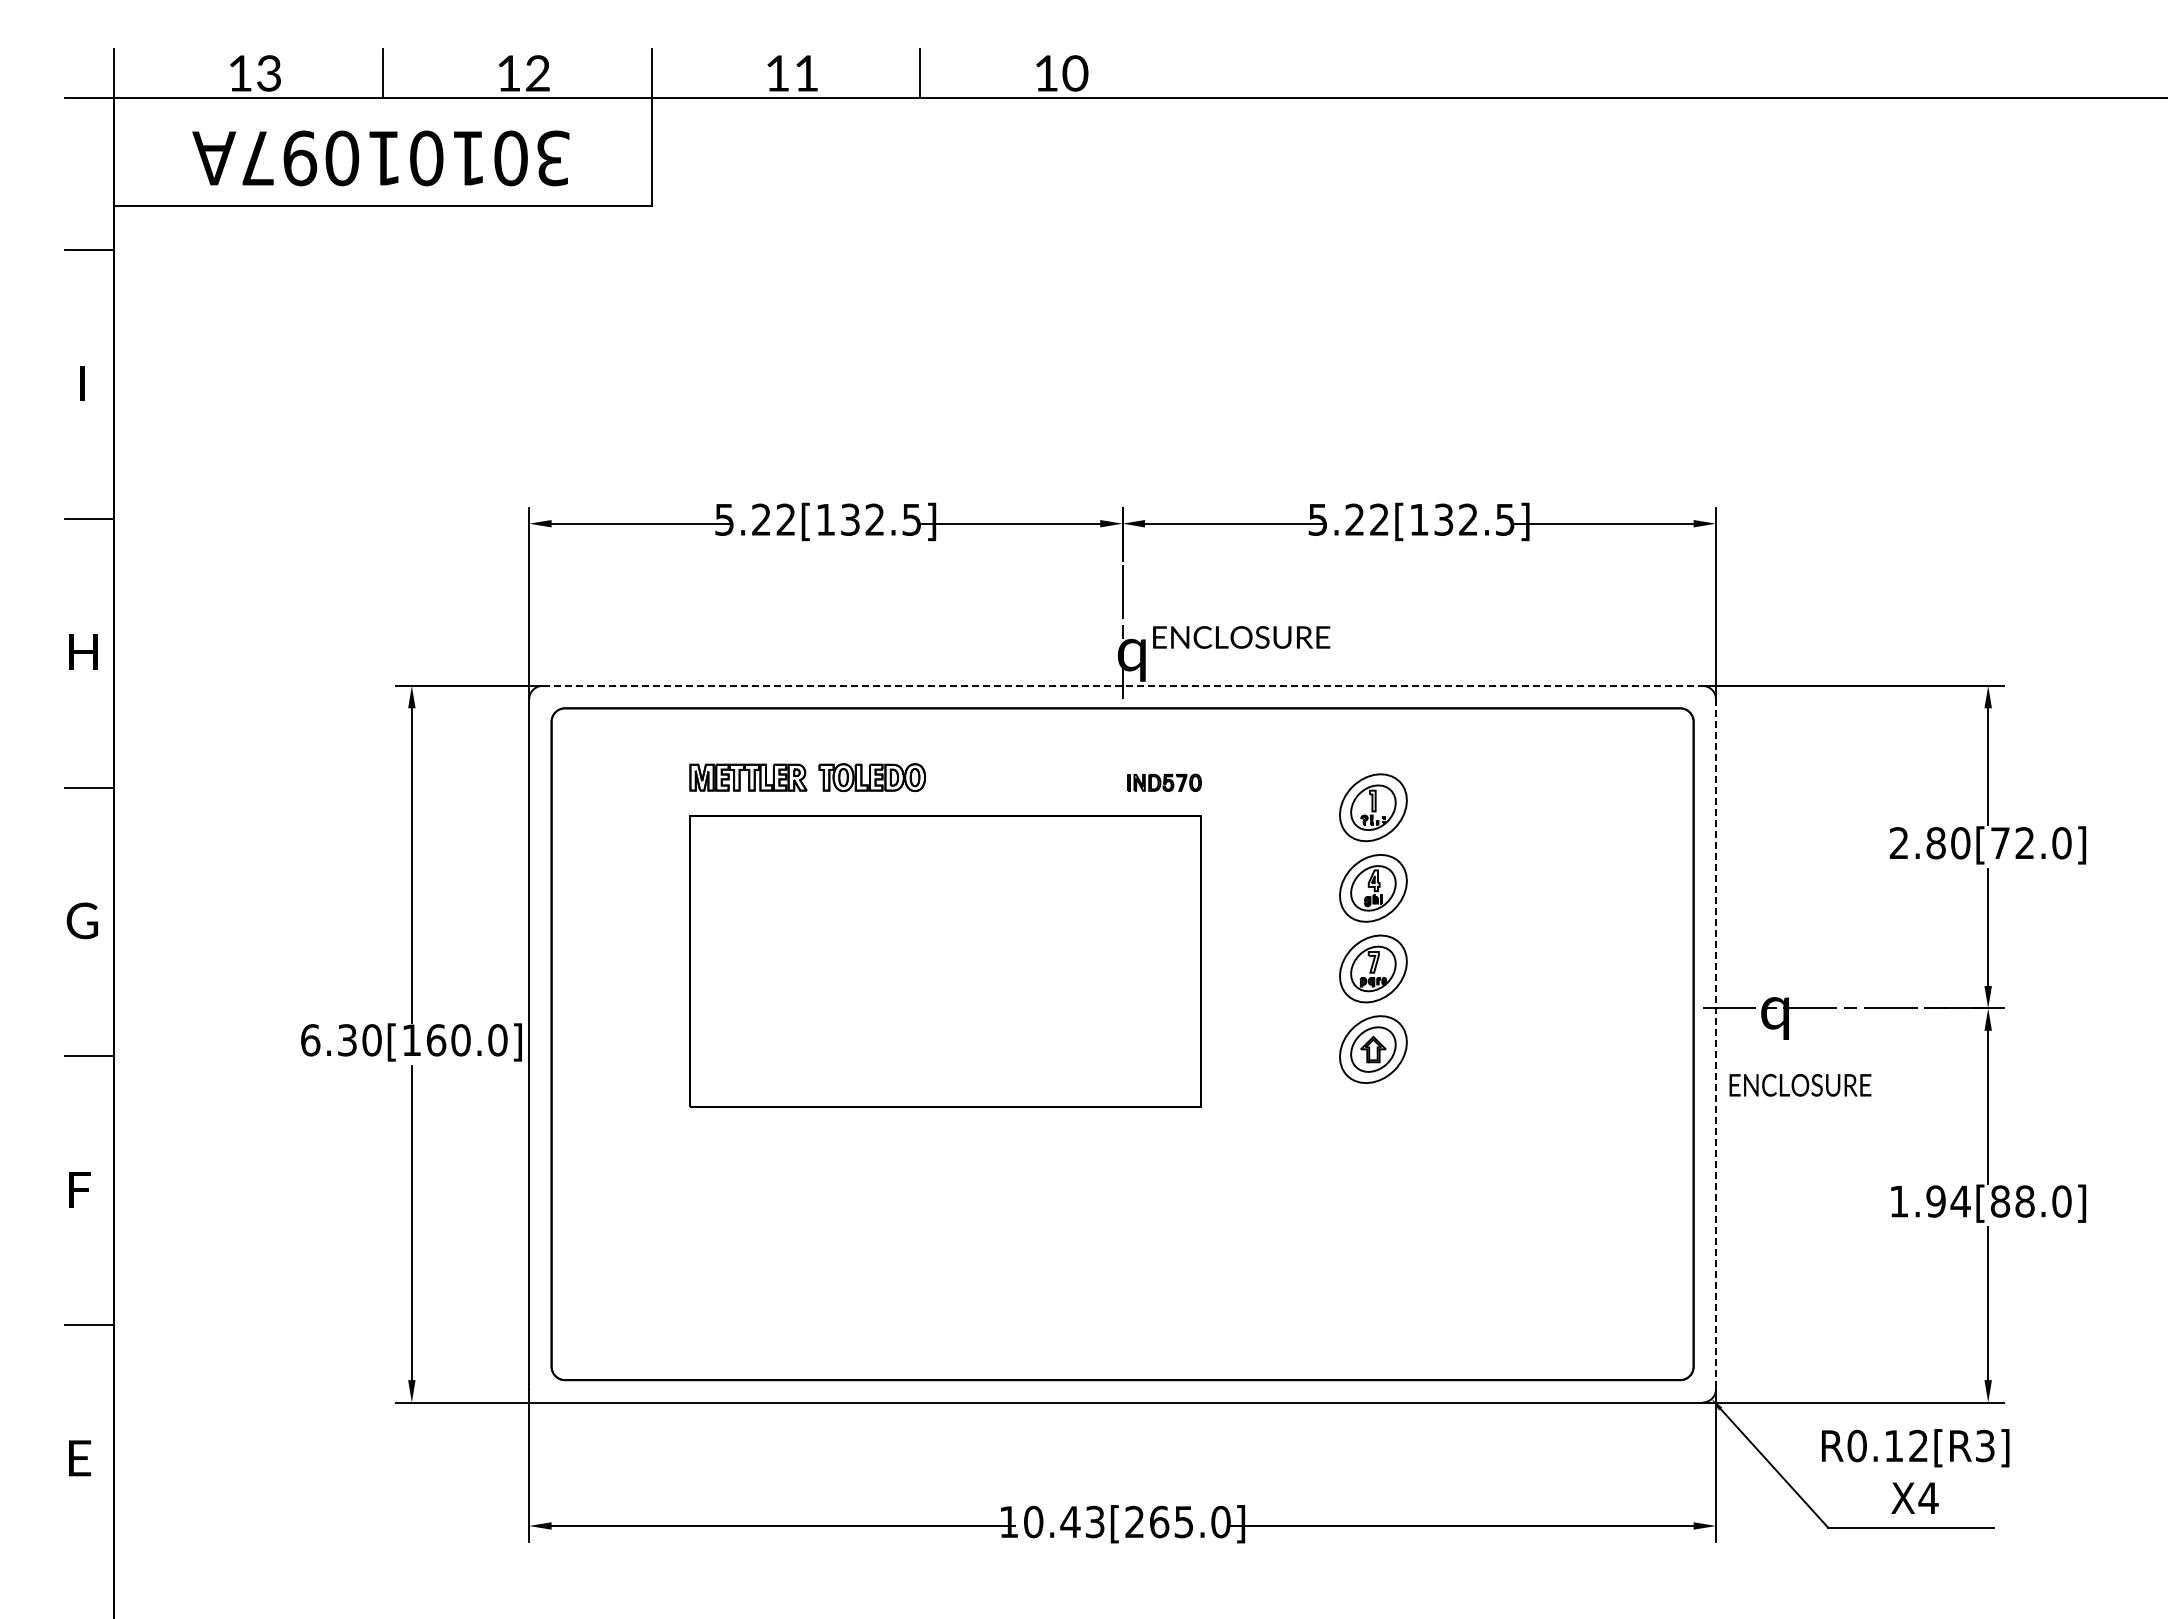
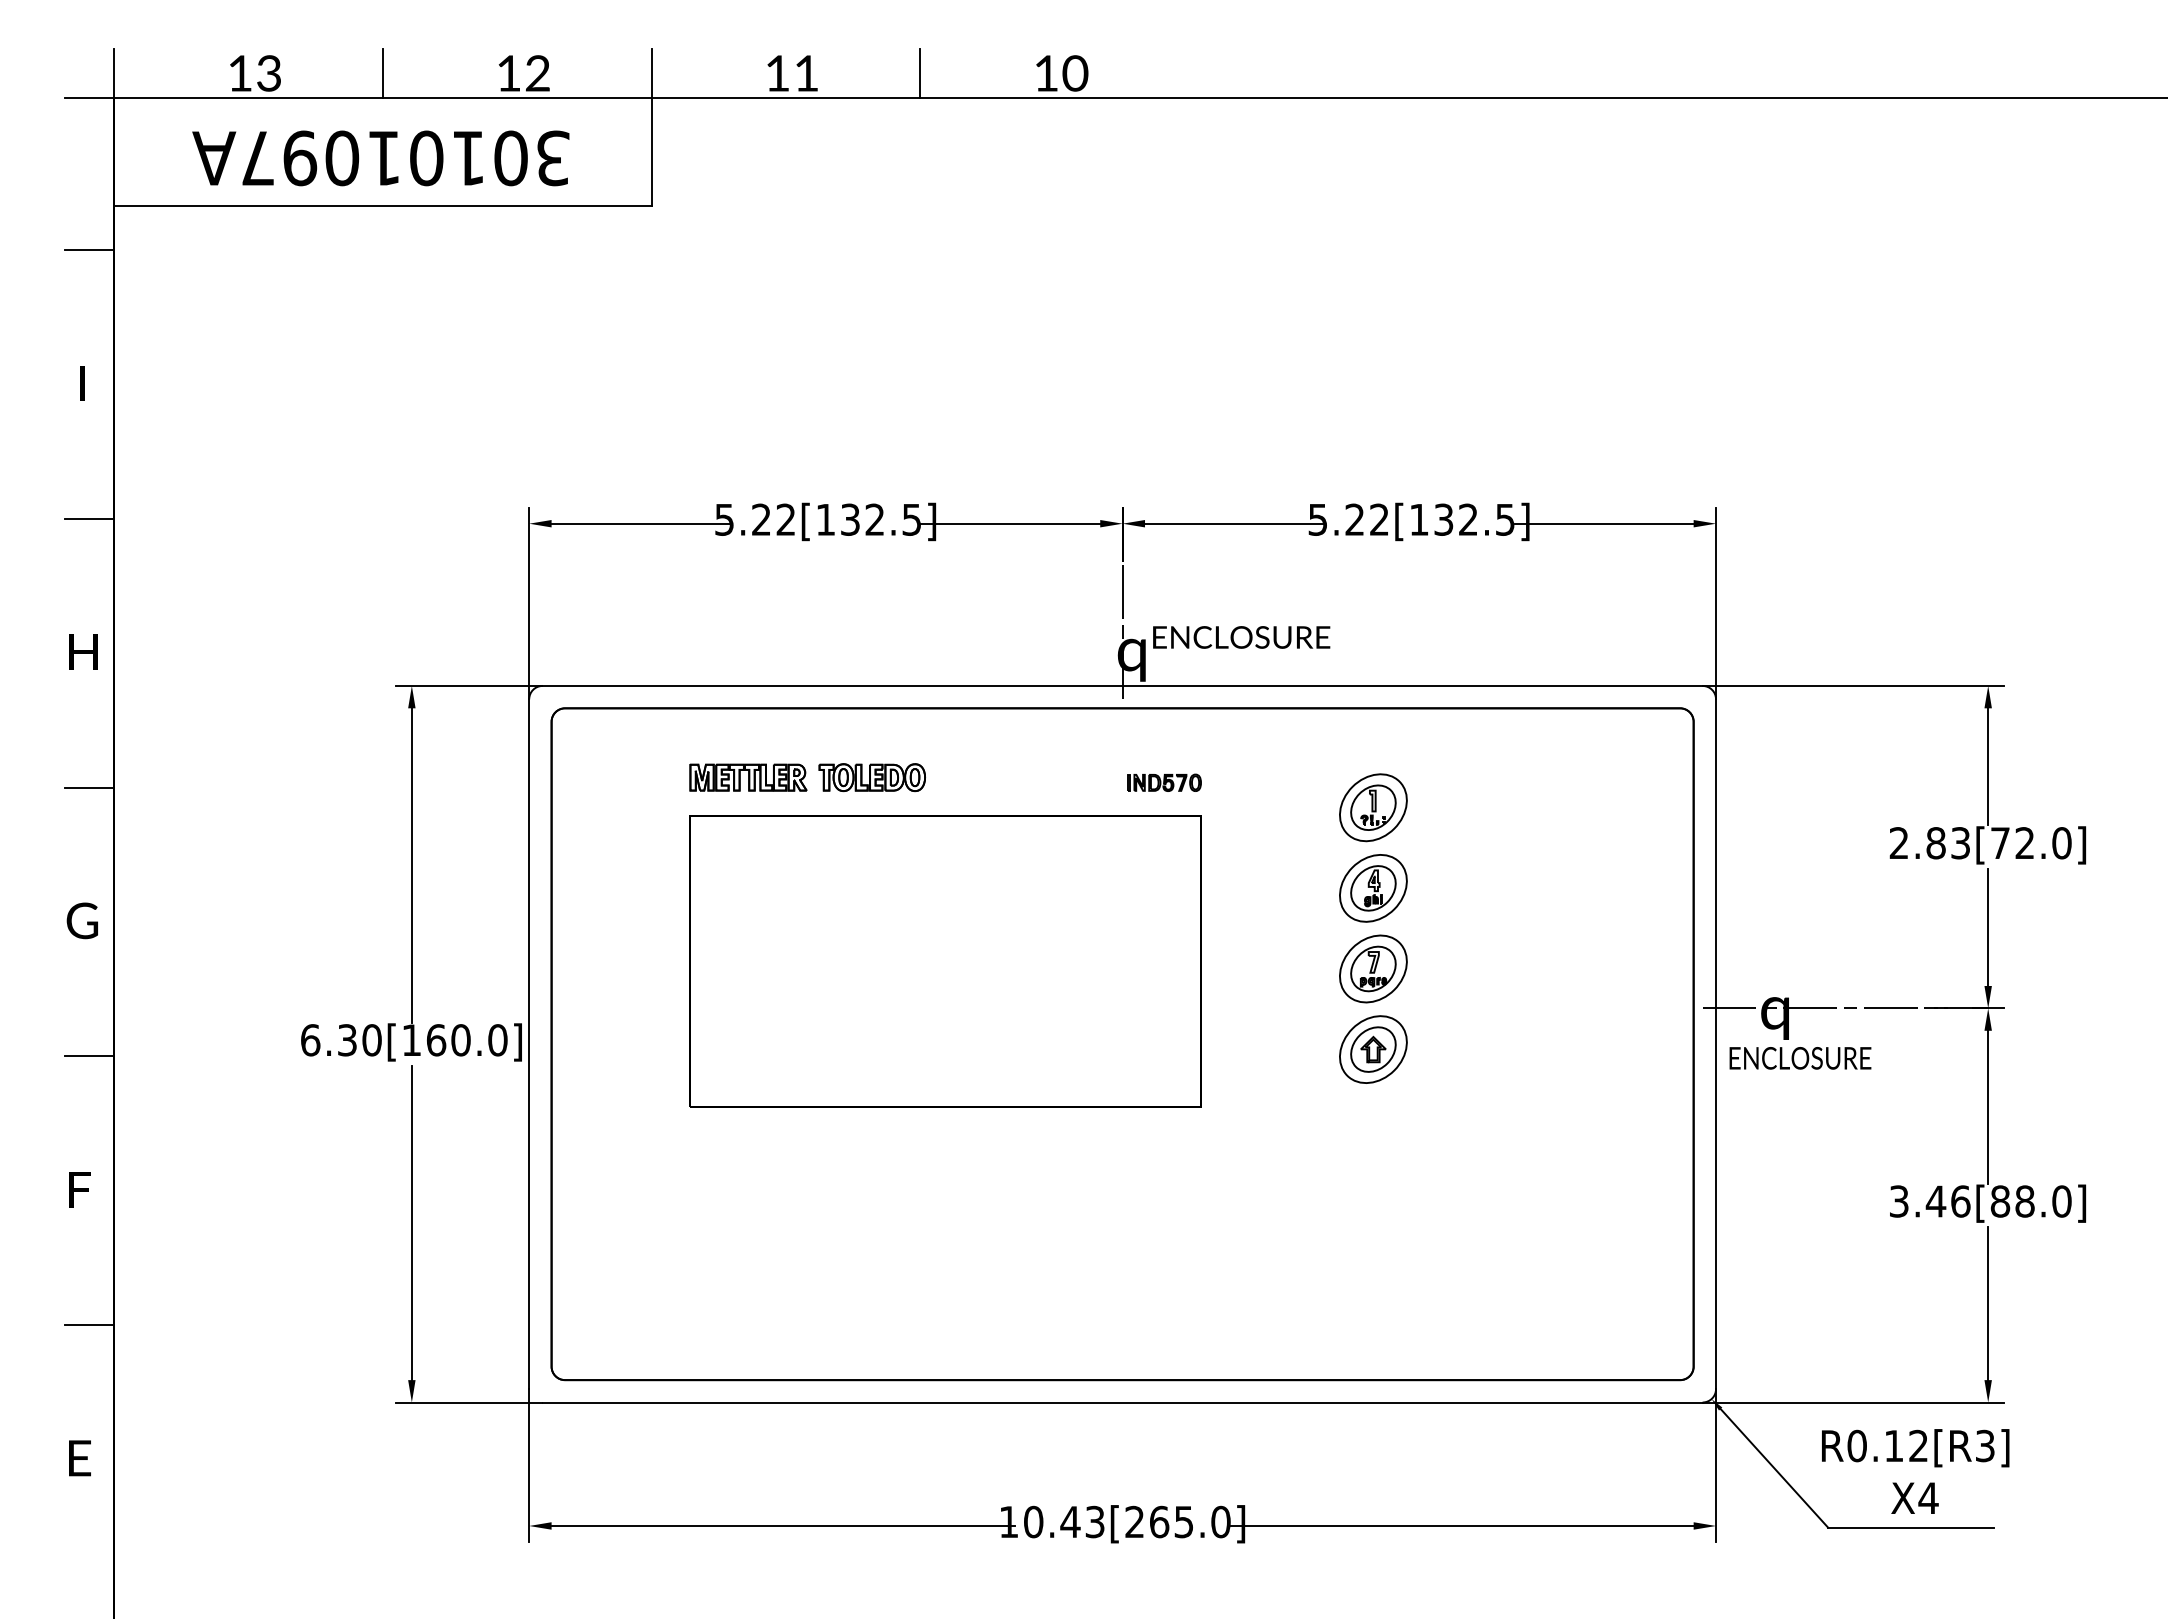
line: dashed -> solid (1122, 685)
text: 2.80[72.0] -> 2.83[72.0] (1960, 843)
line: dashed -> solid (1716, 1044)
text position: (1800, 1085) -> (1800, 1058) (1800, 1058)
text: 1.94[88.0] -> 3.46[88.0] (1930, 1201)
